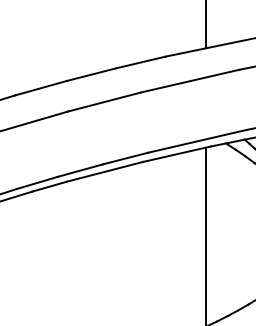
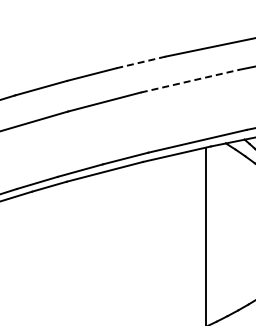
line: present -> none (206, 24)
line: solid -> dashed (141, 62)
line: solid -> dashed (190, 81)
